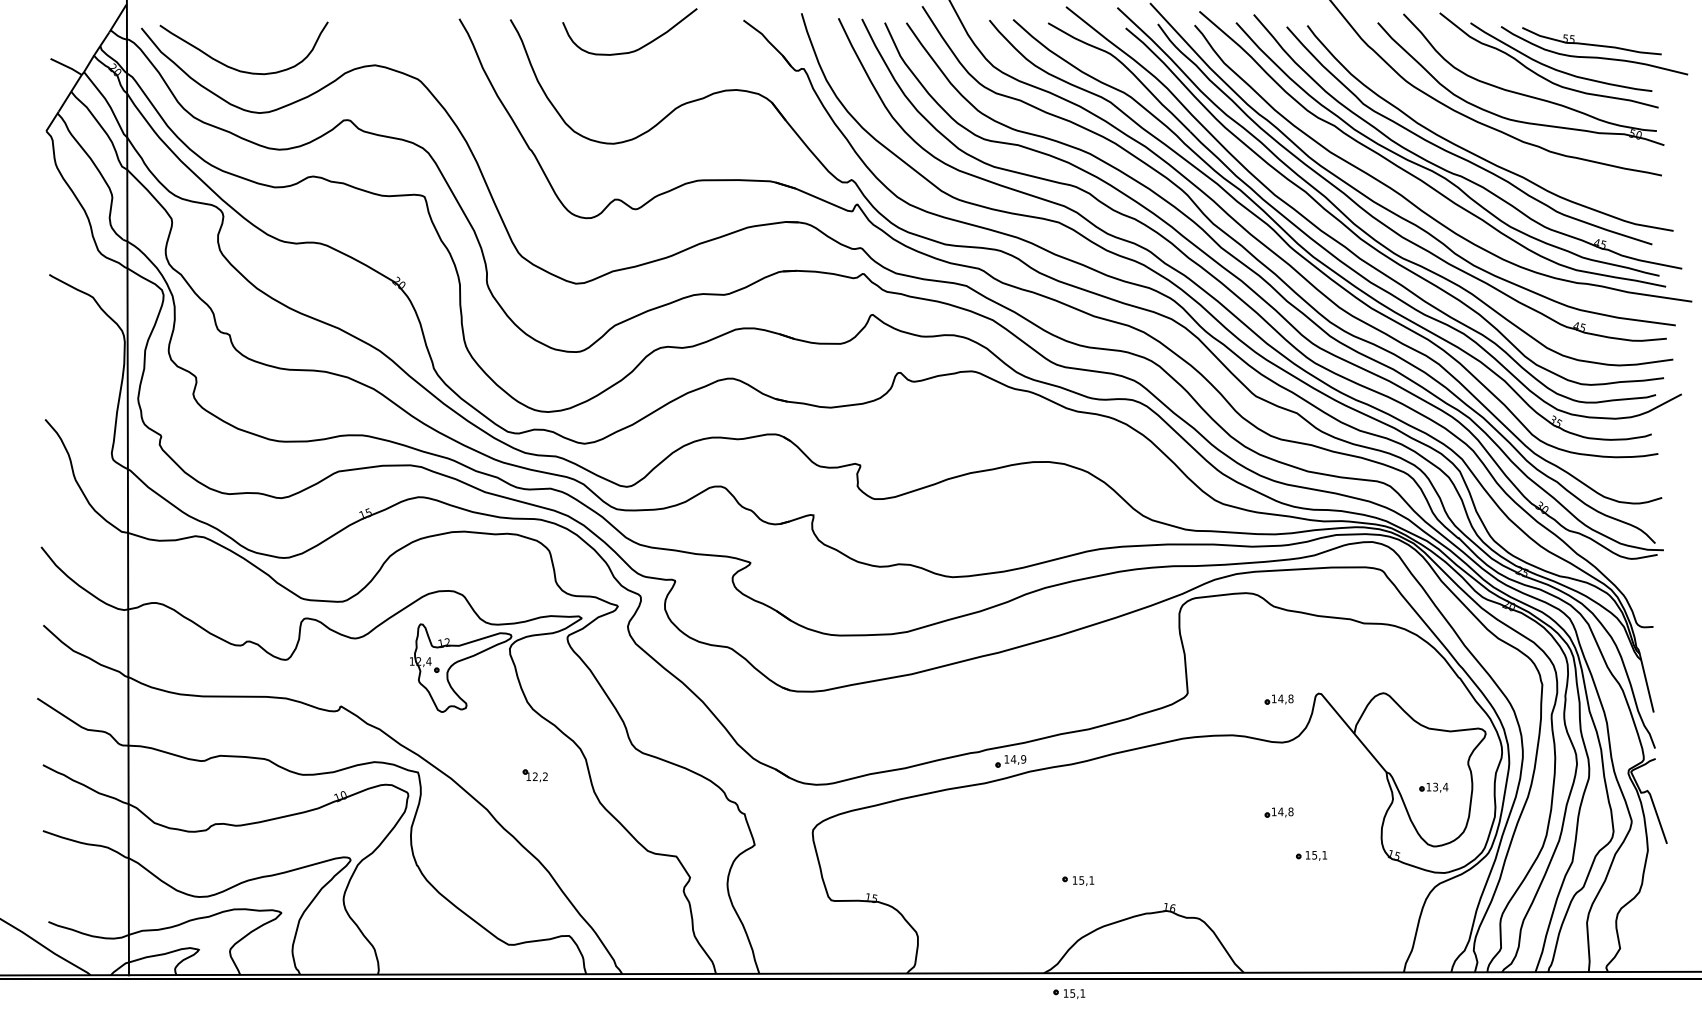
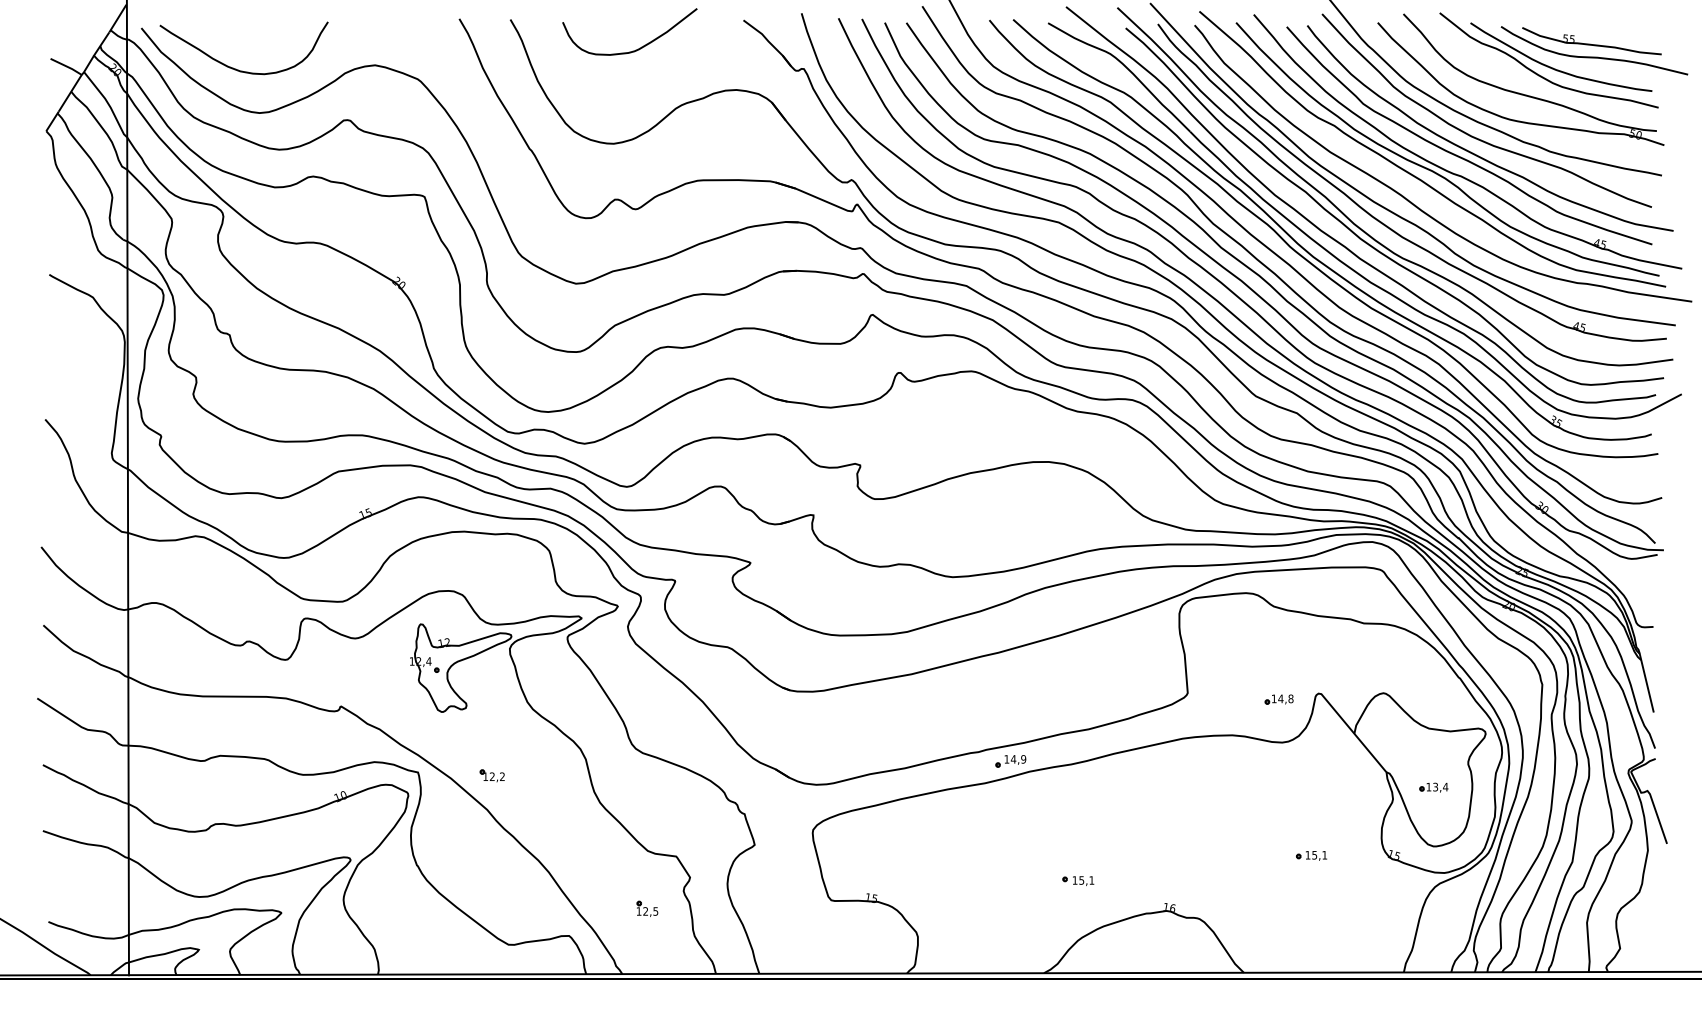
curve: none -> present (1474, 136)
part position: (534, 775) -> (491, 775) (491, 775)
part: present -> none (1278, 812)
part: none -> present (647, 908)
part: present -> none (1069, 993)
